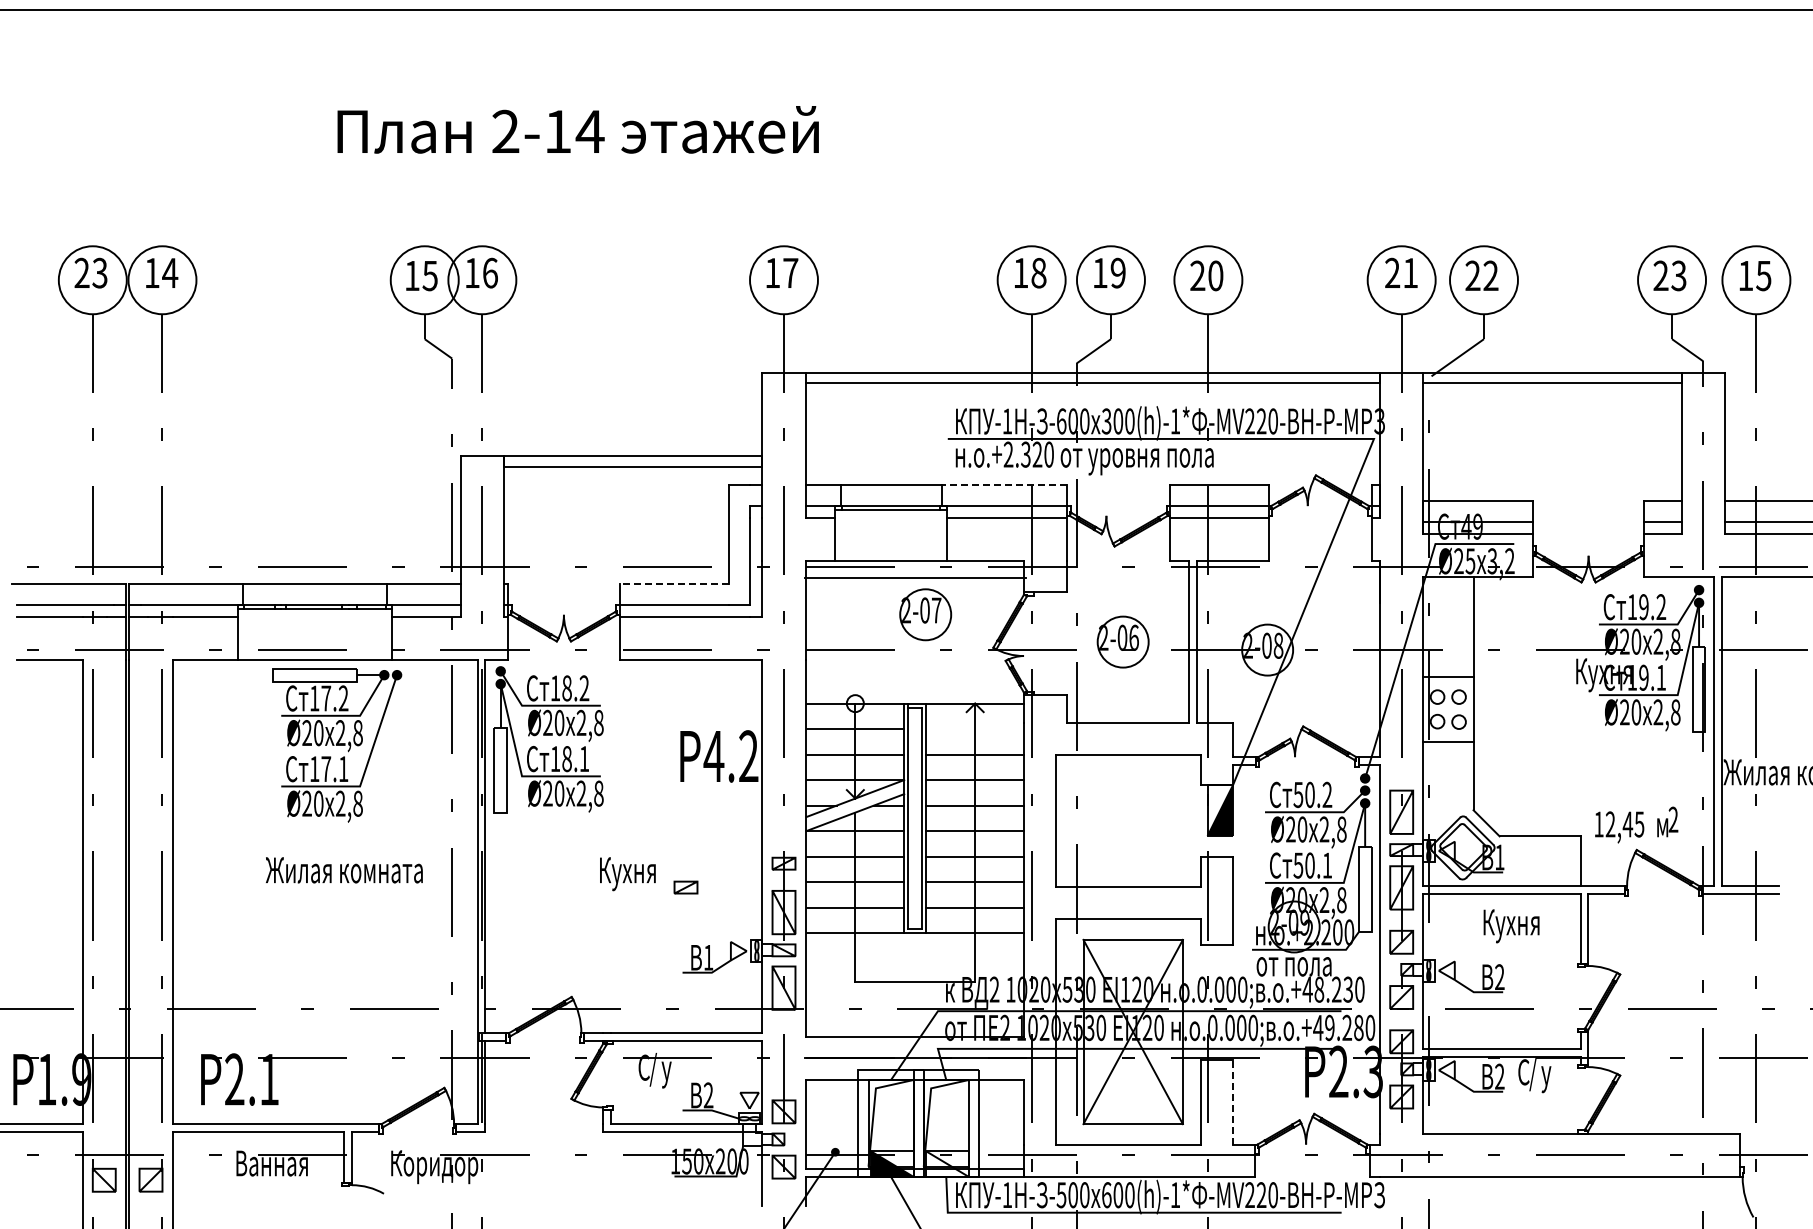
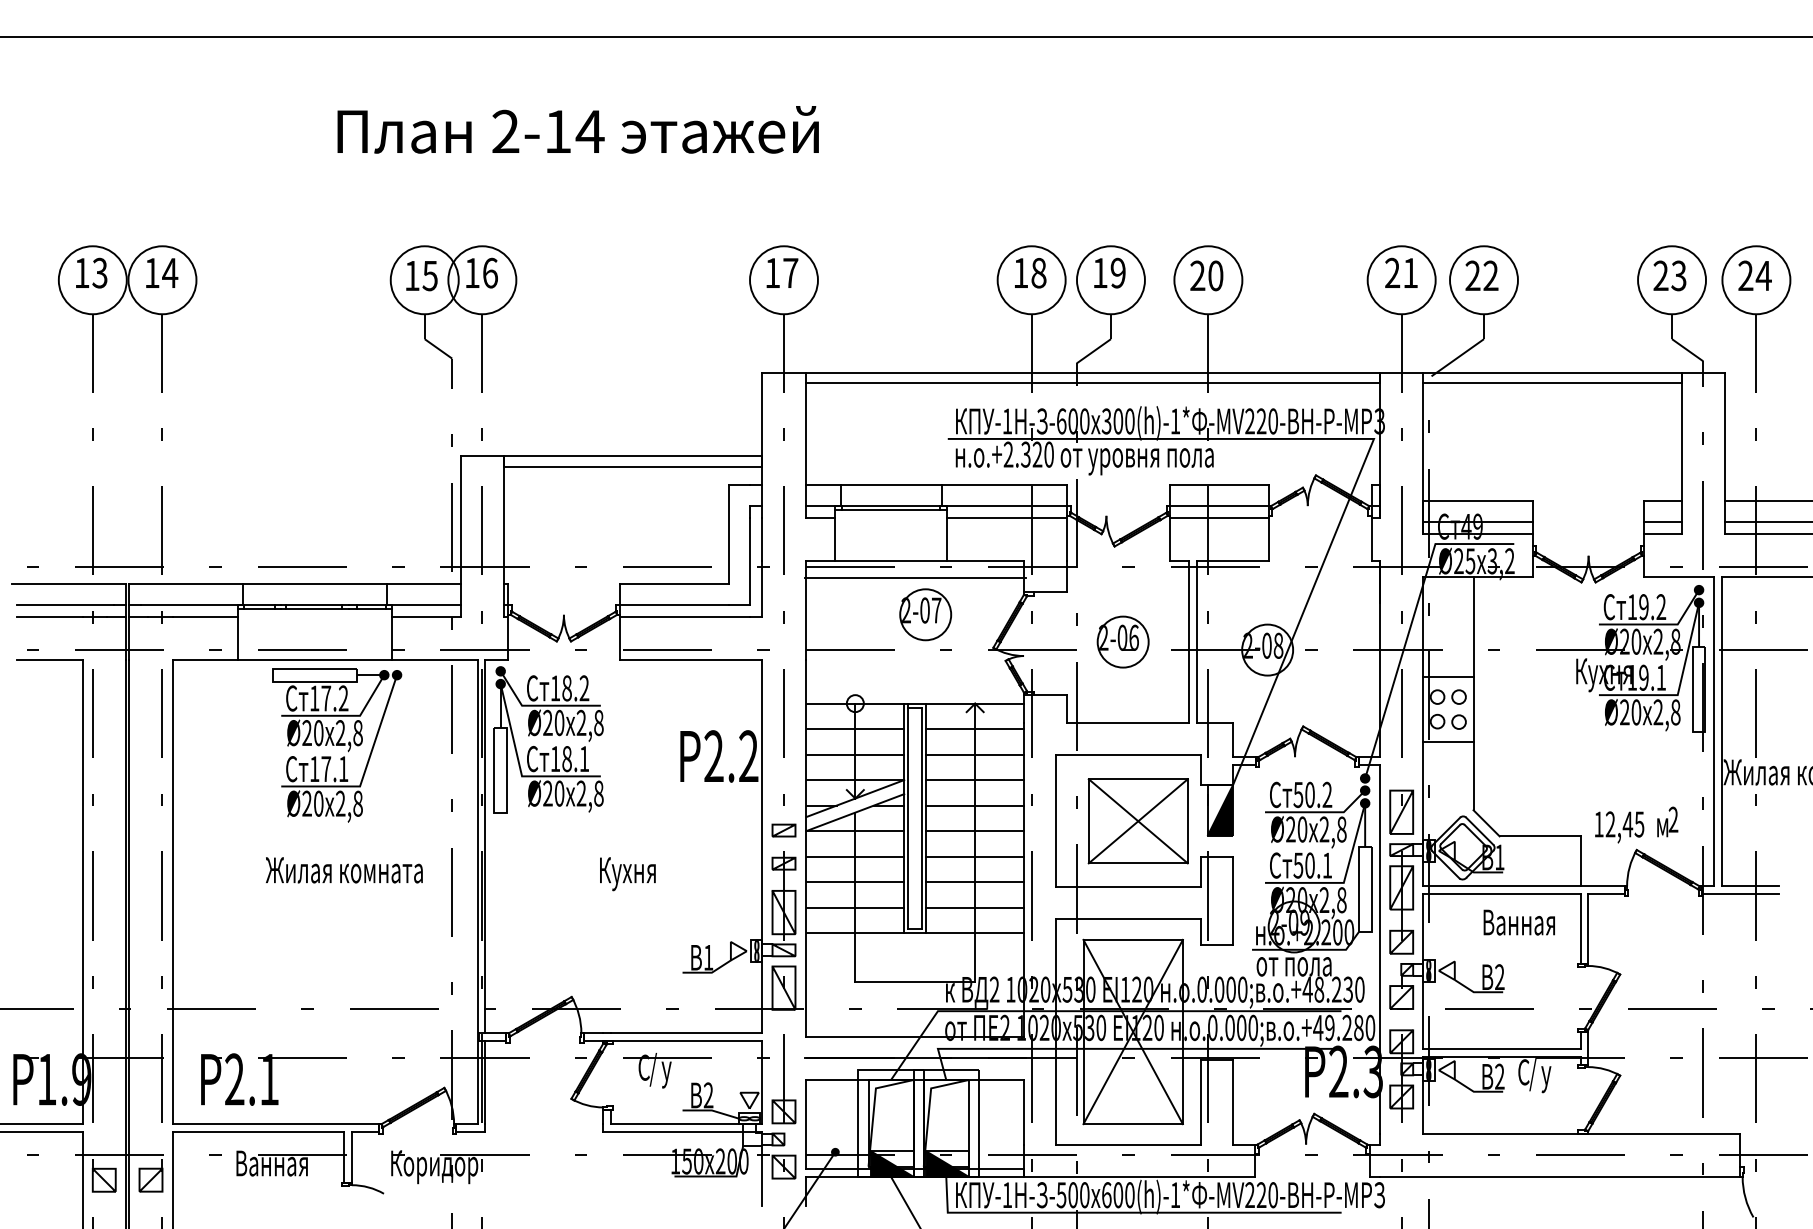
line position: (905, 10) -> (905, 37) (905, 37)
text: 23 -> 13 (81, 272)
text: 15 -> 24 (1754, 275)
line: dashed -> solid (1004, 484)
line: dashed -> solid (674, 583)
line: none -> present (975, 729)
text: 4.2 -> 2.2 (713, 755)
part: none -> present (1137, 821)
curve position: (685, 887) -> (783, 830) (783, 830)
text: Кухня -> Ванная (1519, 926)
line: dashed -> solid (1233, 1101)
fill: none -> present (947, 1163)
